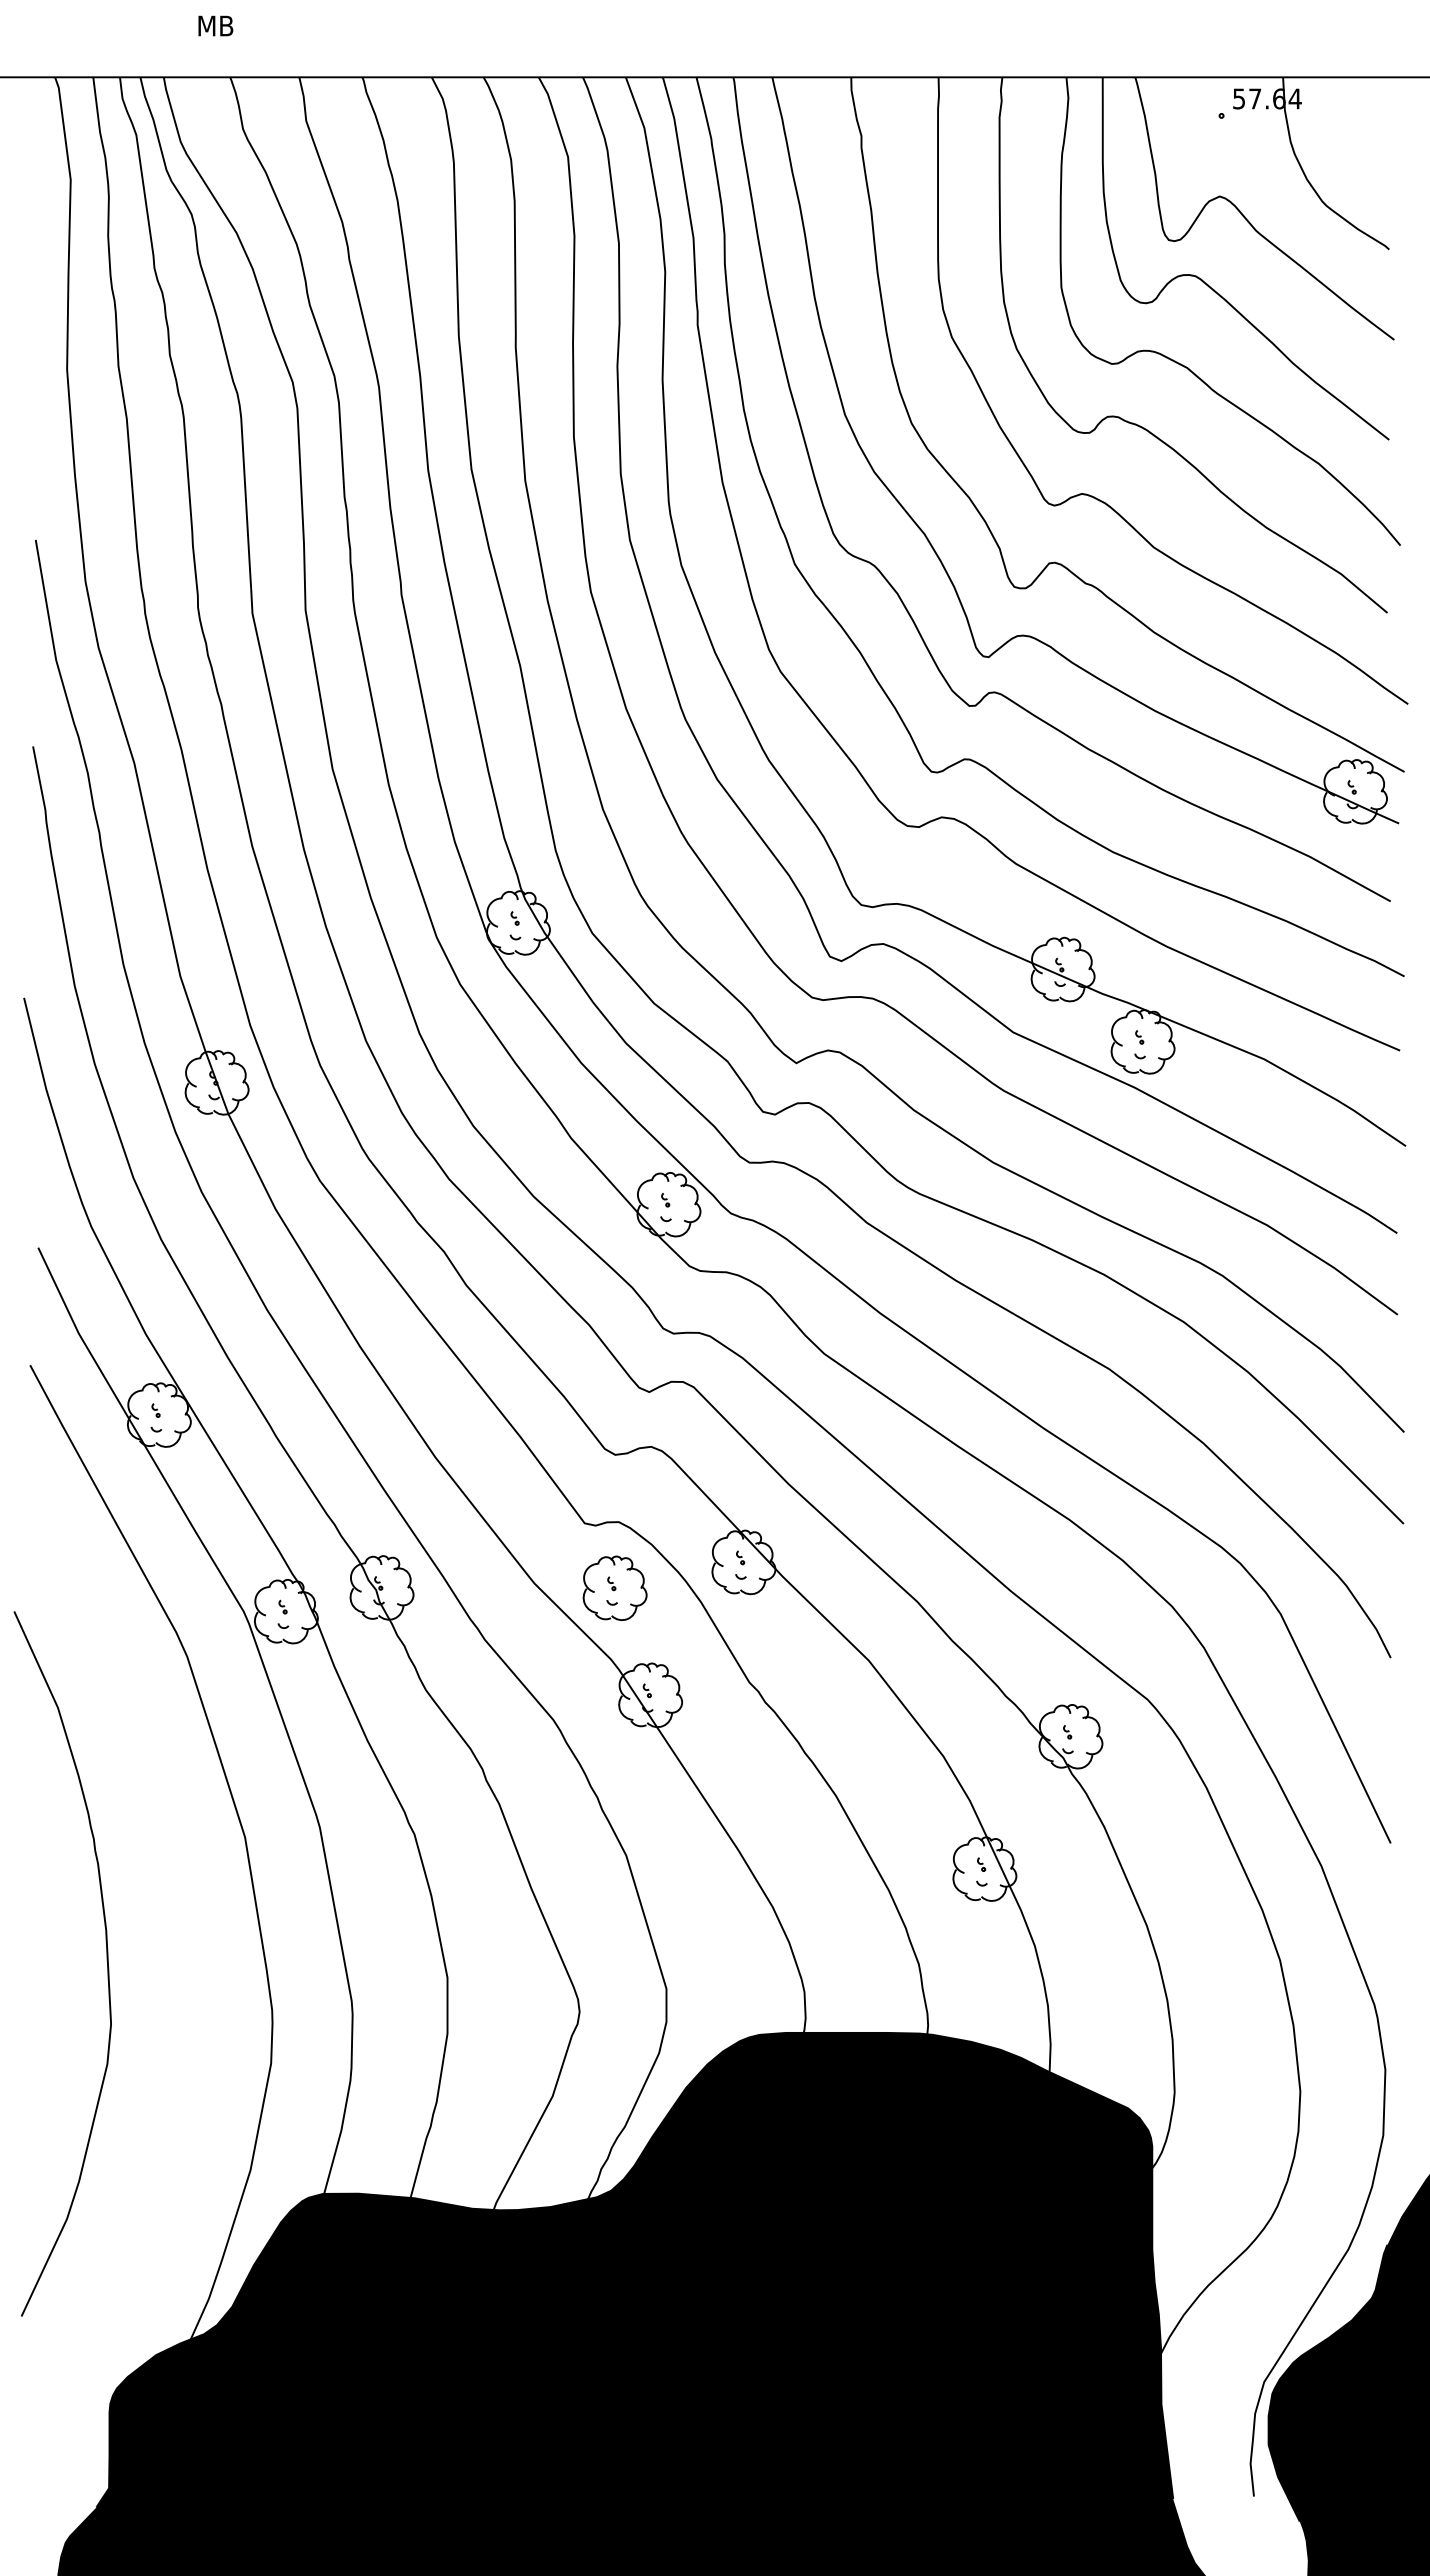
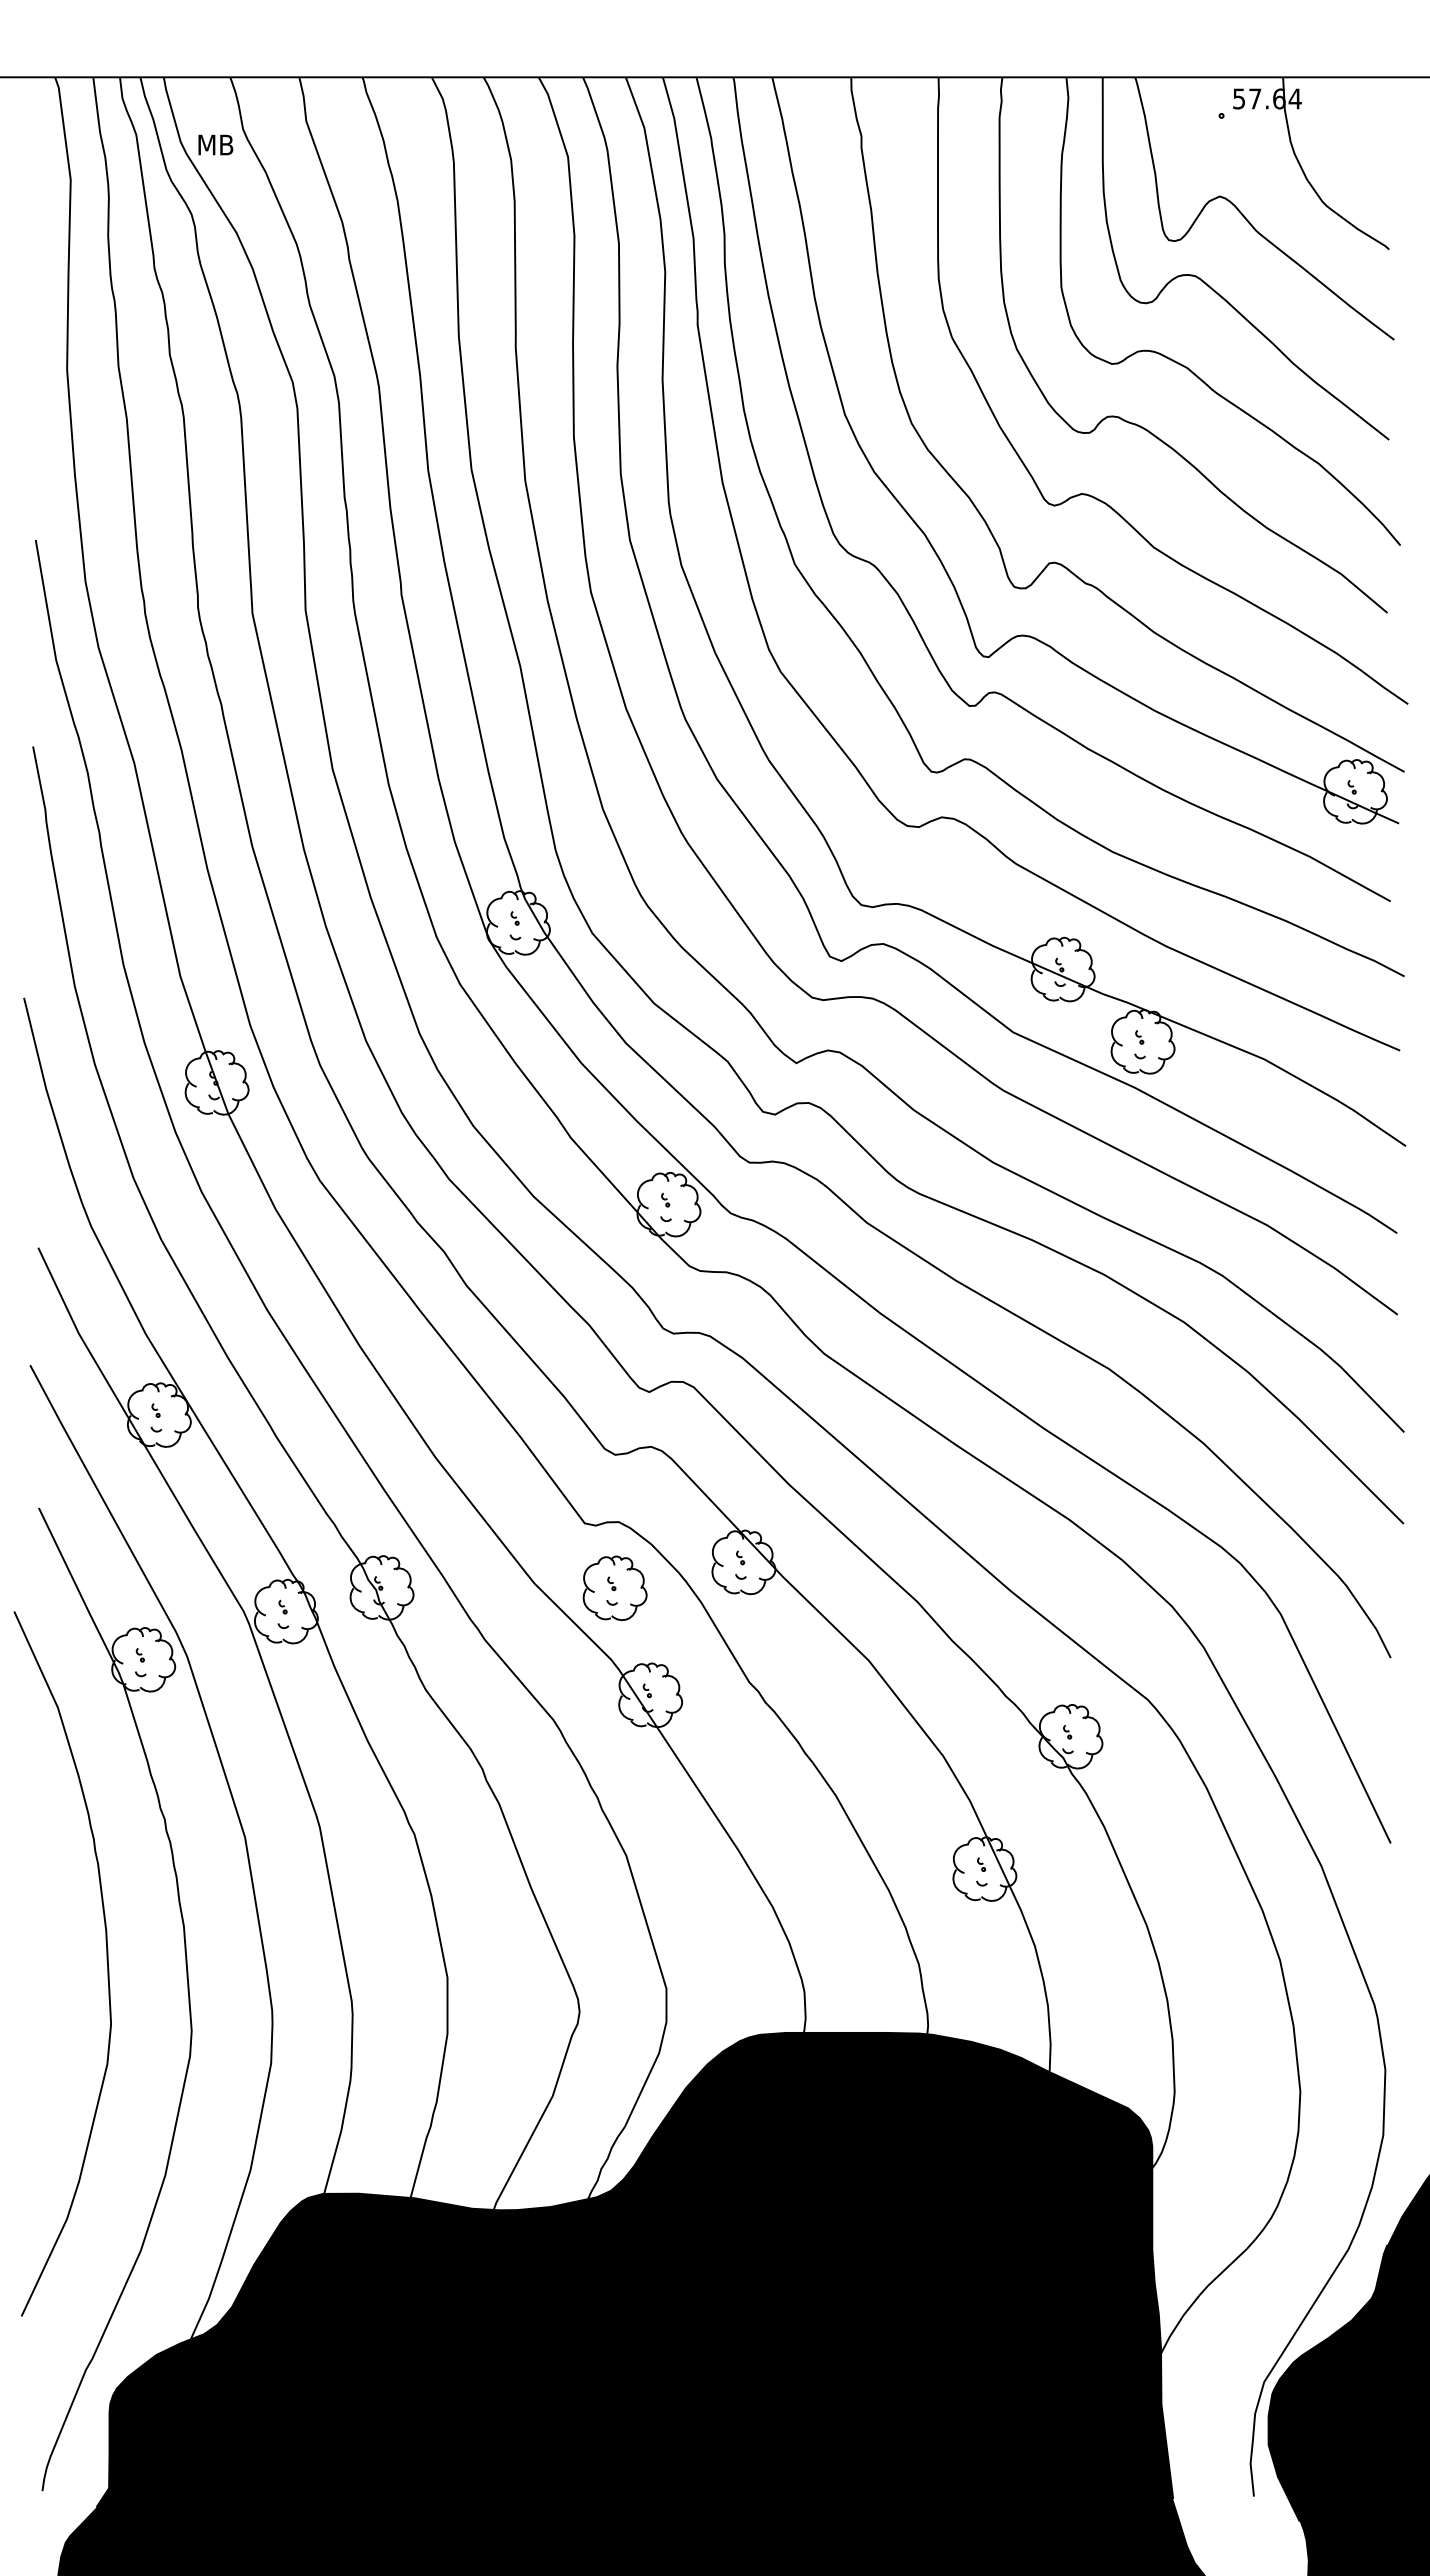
text position: (215, 25) -> (215, 144) (215, 144)
part: none -> present (187, 1991)
